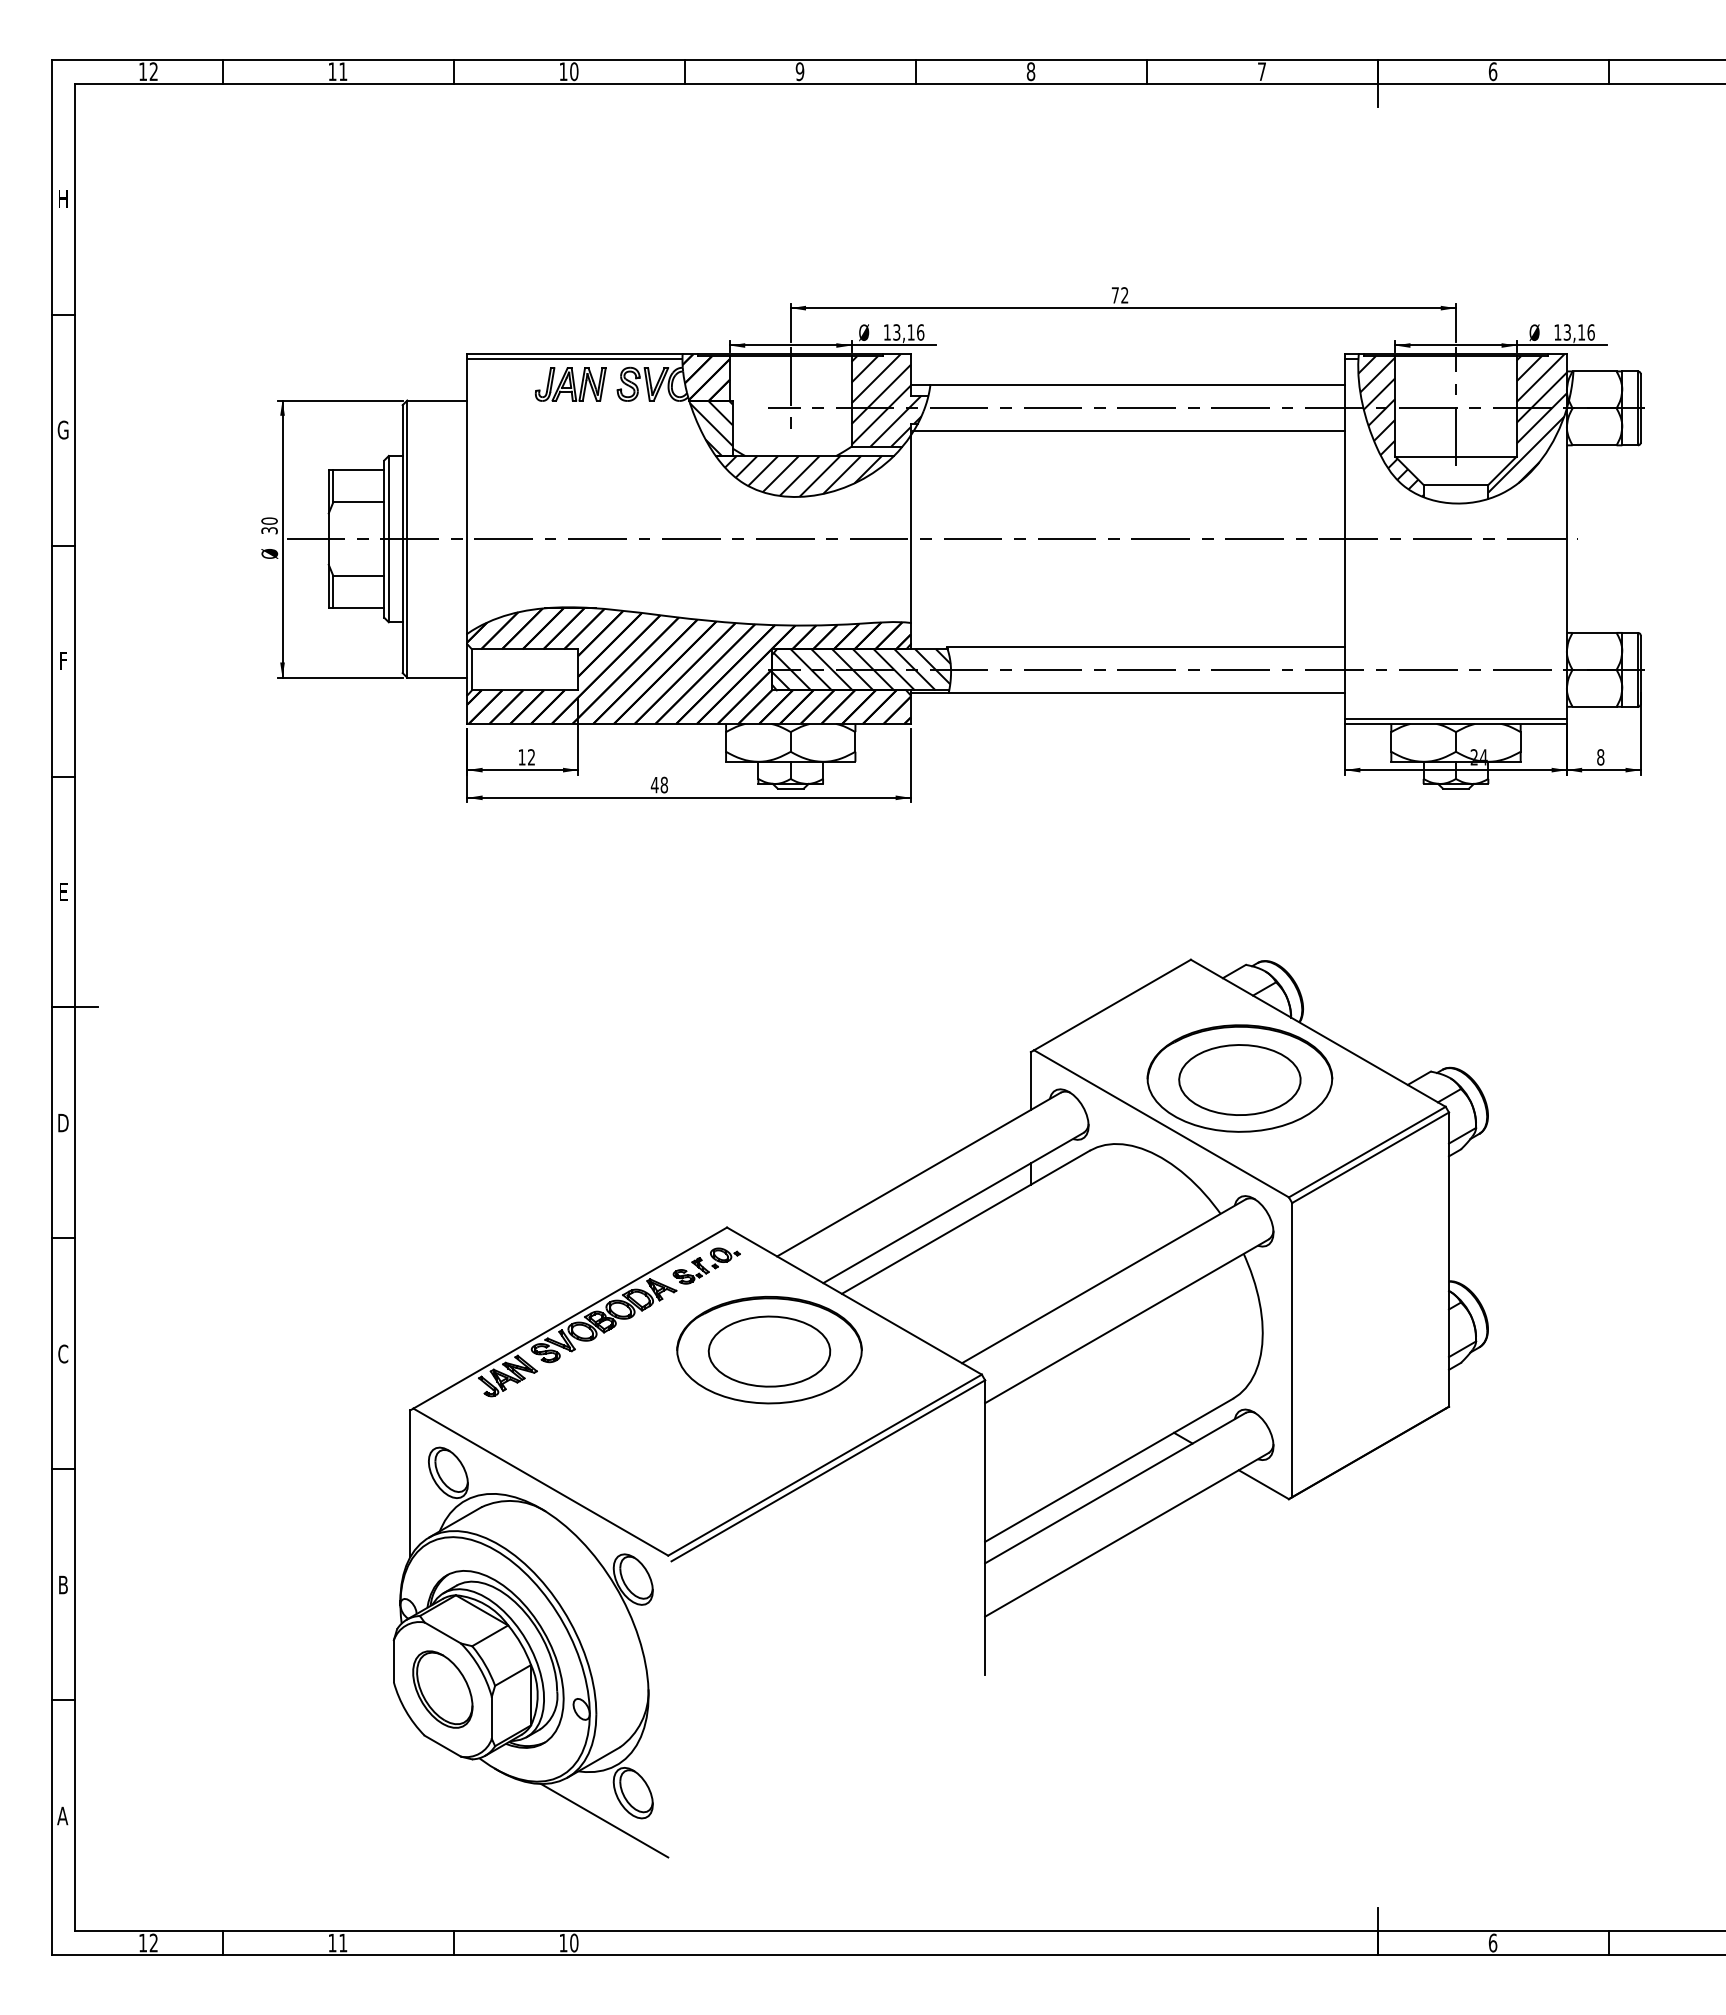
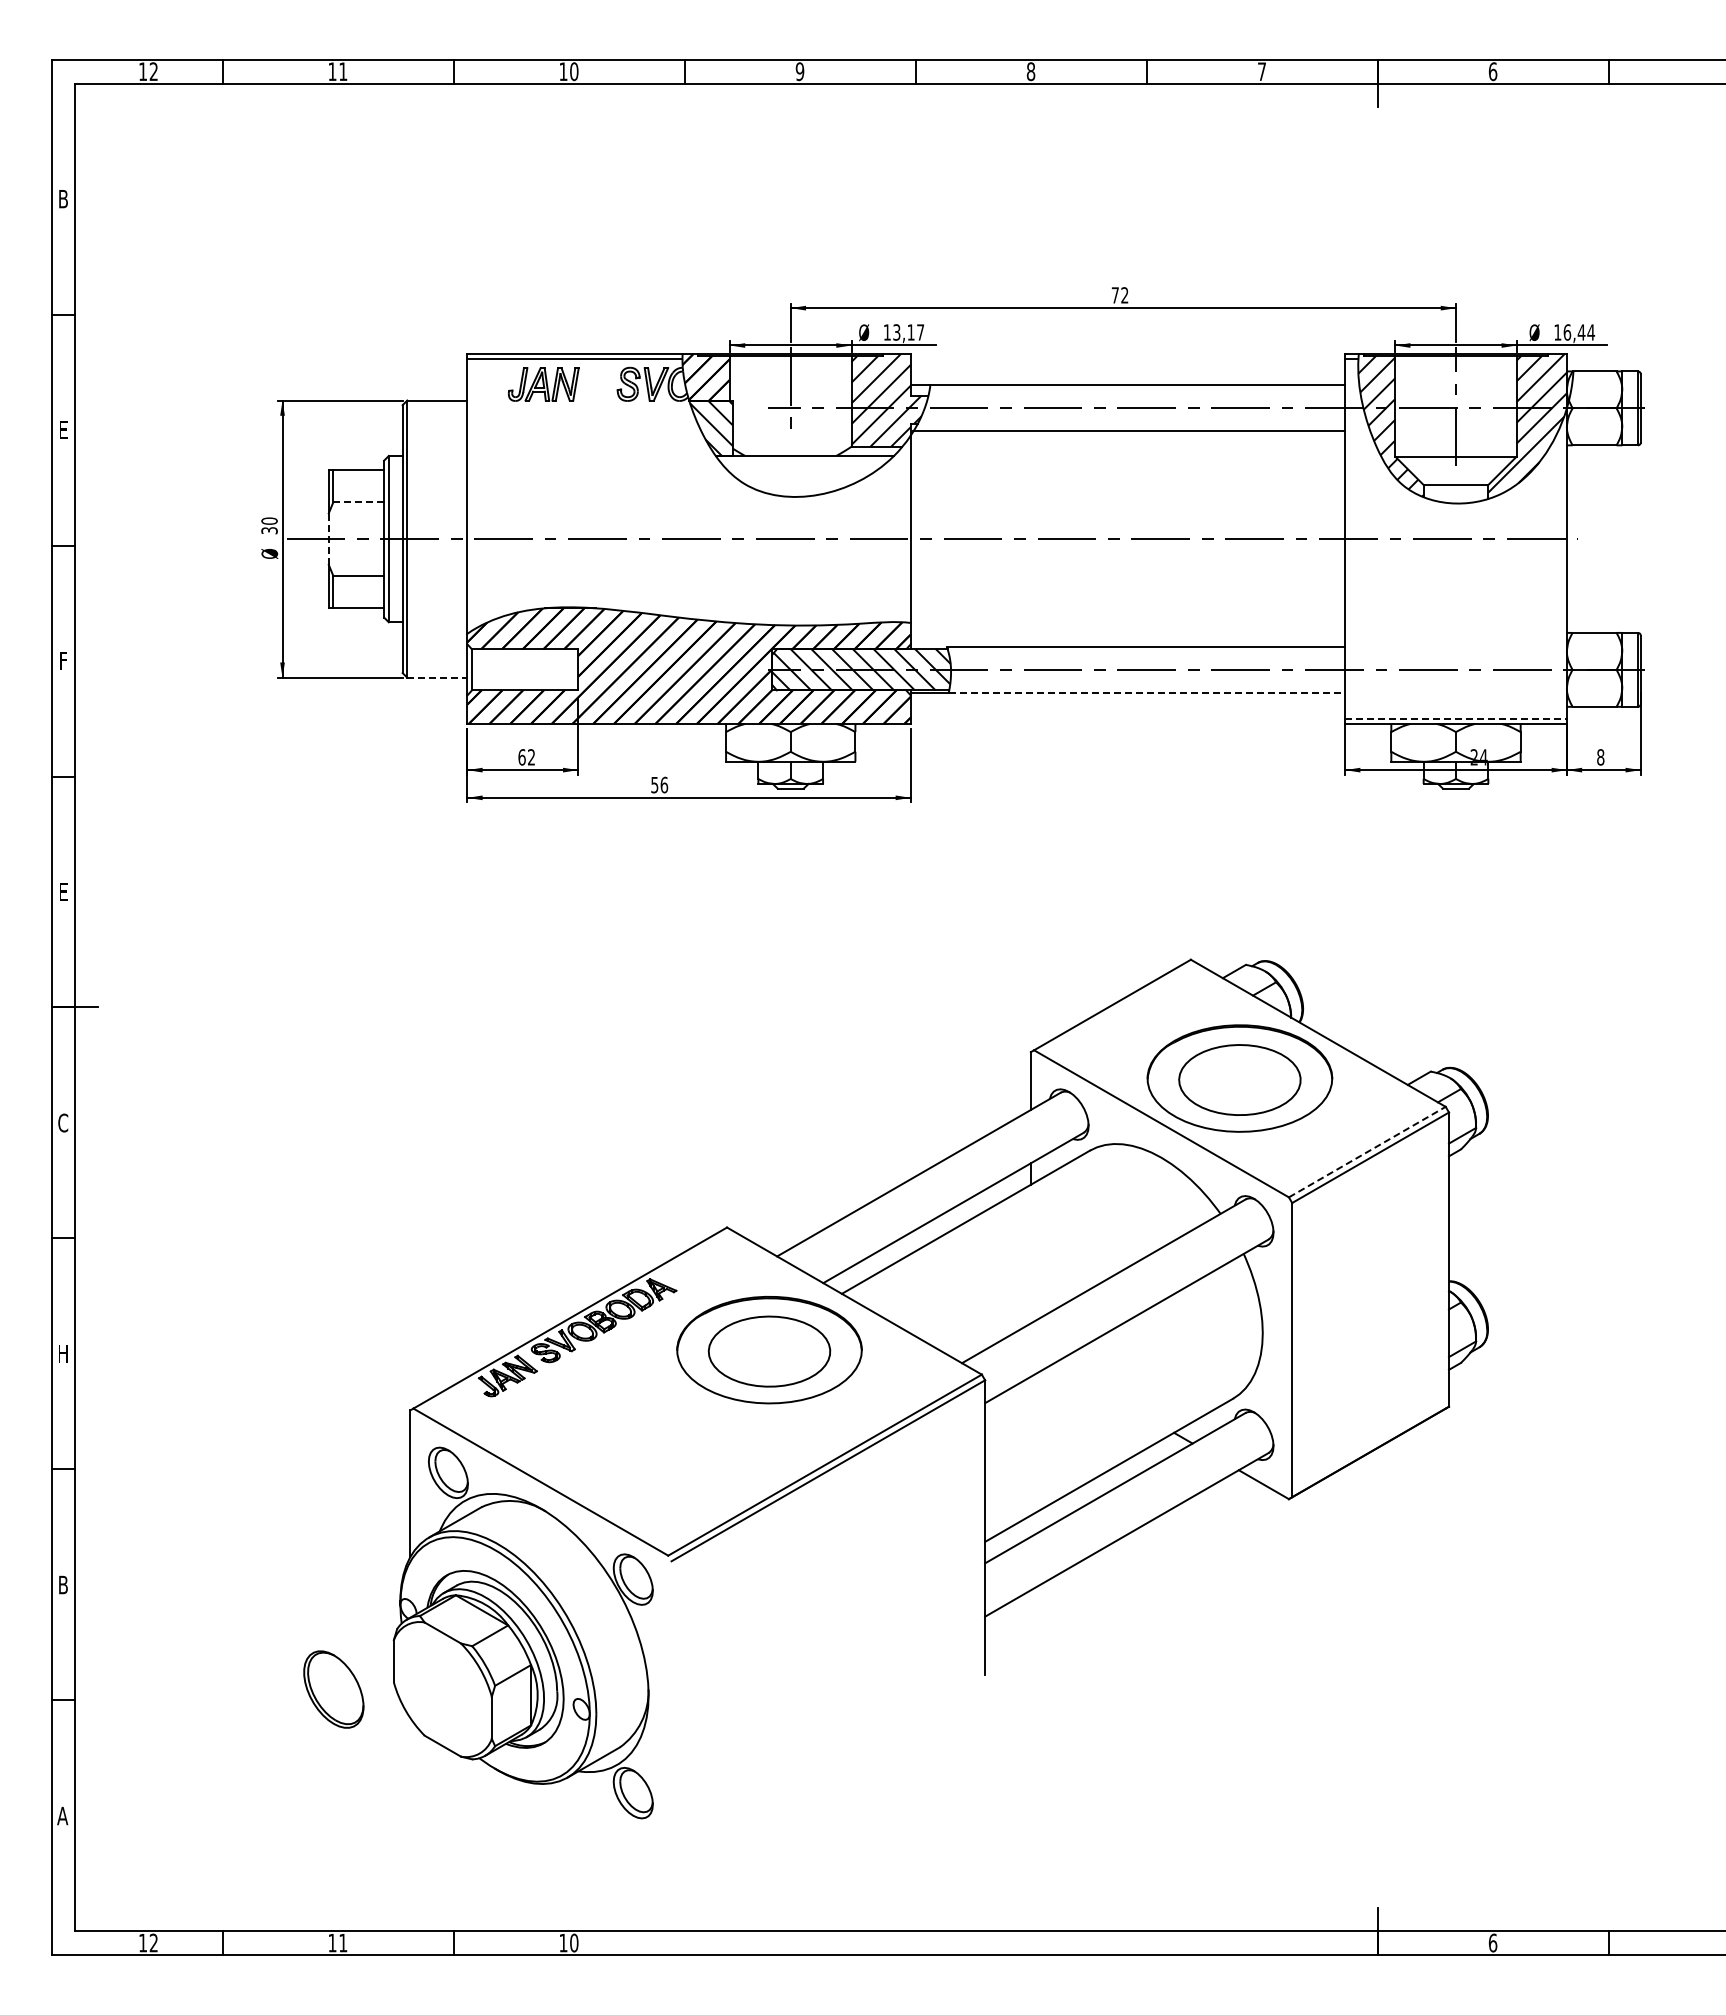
text: H -> B (63, 199)
text: 13,16 -> 13,17 (920, 332)
text: 13,16 -> 16,44 (1579, 332)
part position: (570, 384) -> (543, 384) (543, 384)
text: G -> E (62, 429)
hatch: present -> none (798, 475)
line: solid -> dashed (358, 502)
line: solid -> dashed (328, 539)
line: solid -> dashed (437, 677)
line: solid -> dashed (1147, 692)
line: solid -> dashed (1456, 719)
text: 12 -> 62 (521, 757)
text: 48 -> 56 (659, 784)
text: D -> C (63, 1122)
line: solid -> dashed (1367, 1152)
part: present -> none (706, 1265)
text: C -> H (63, 1353)
part position: (442, 1689) -> (333, 1689) (333, 1689)
line: present -> none (604, 1820)
